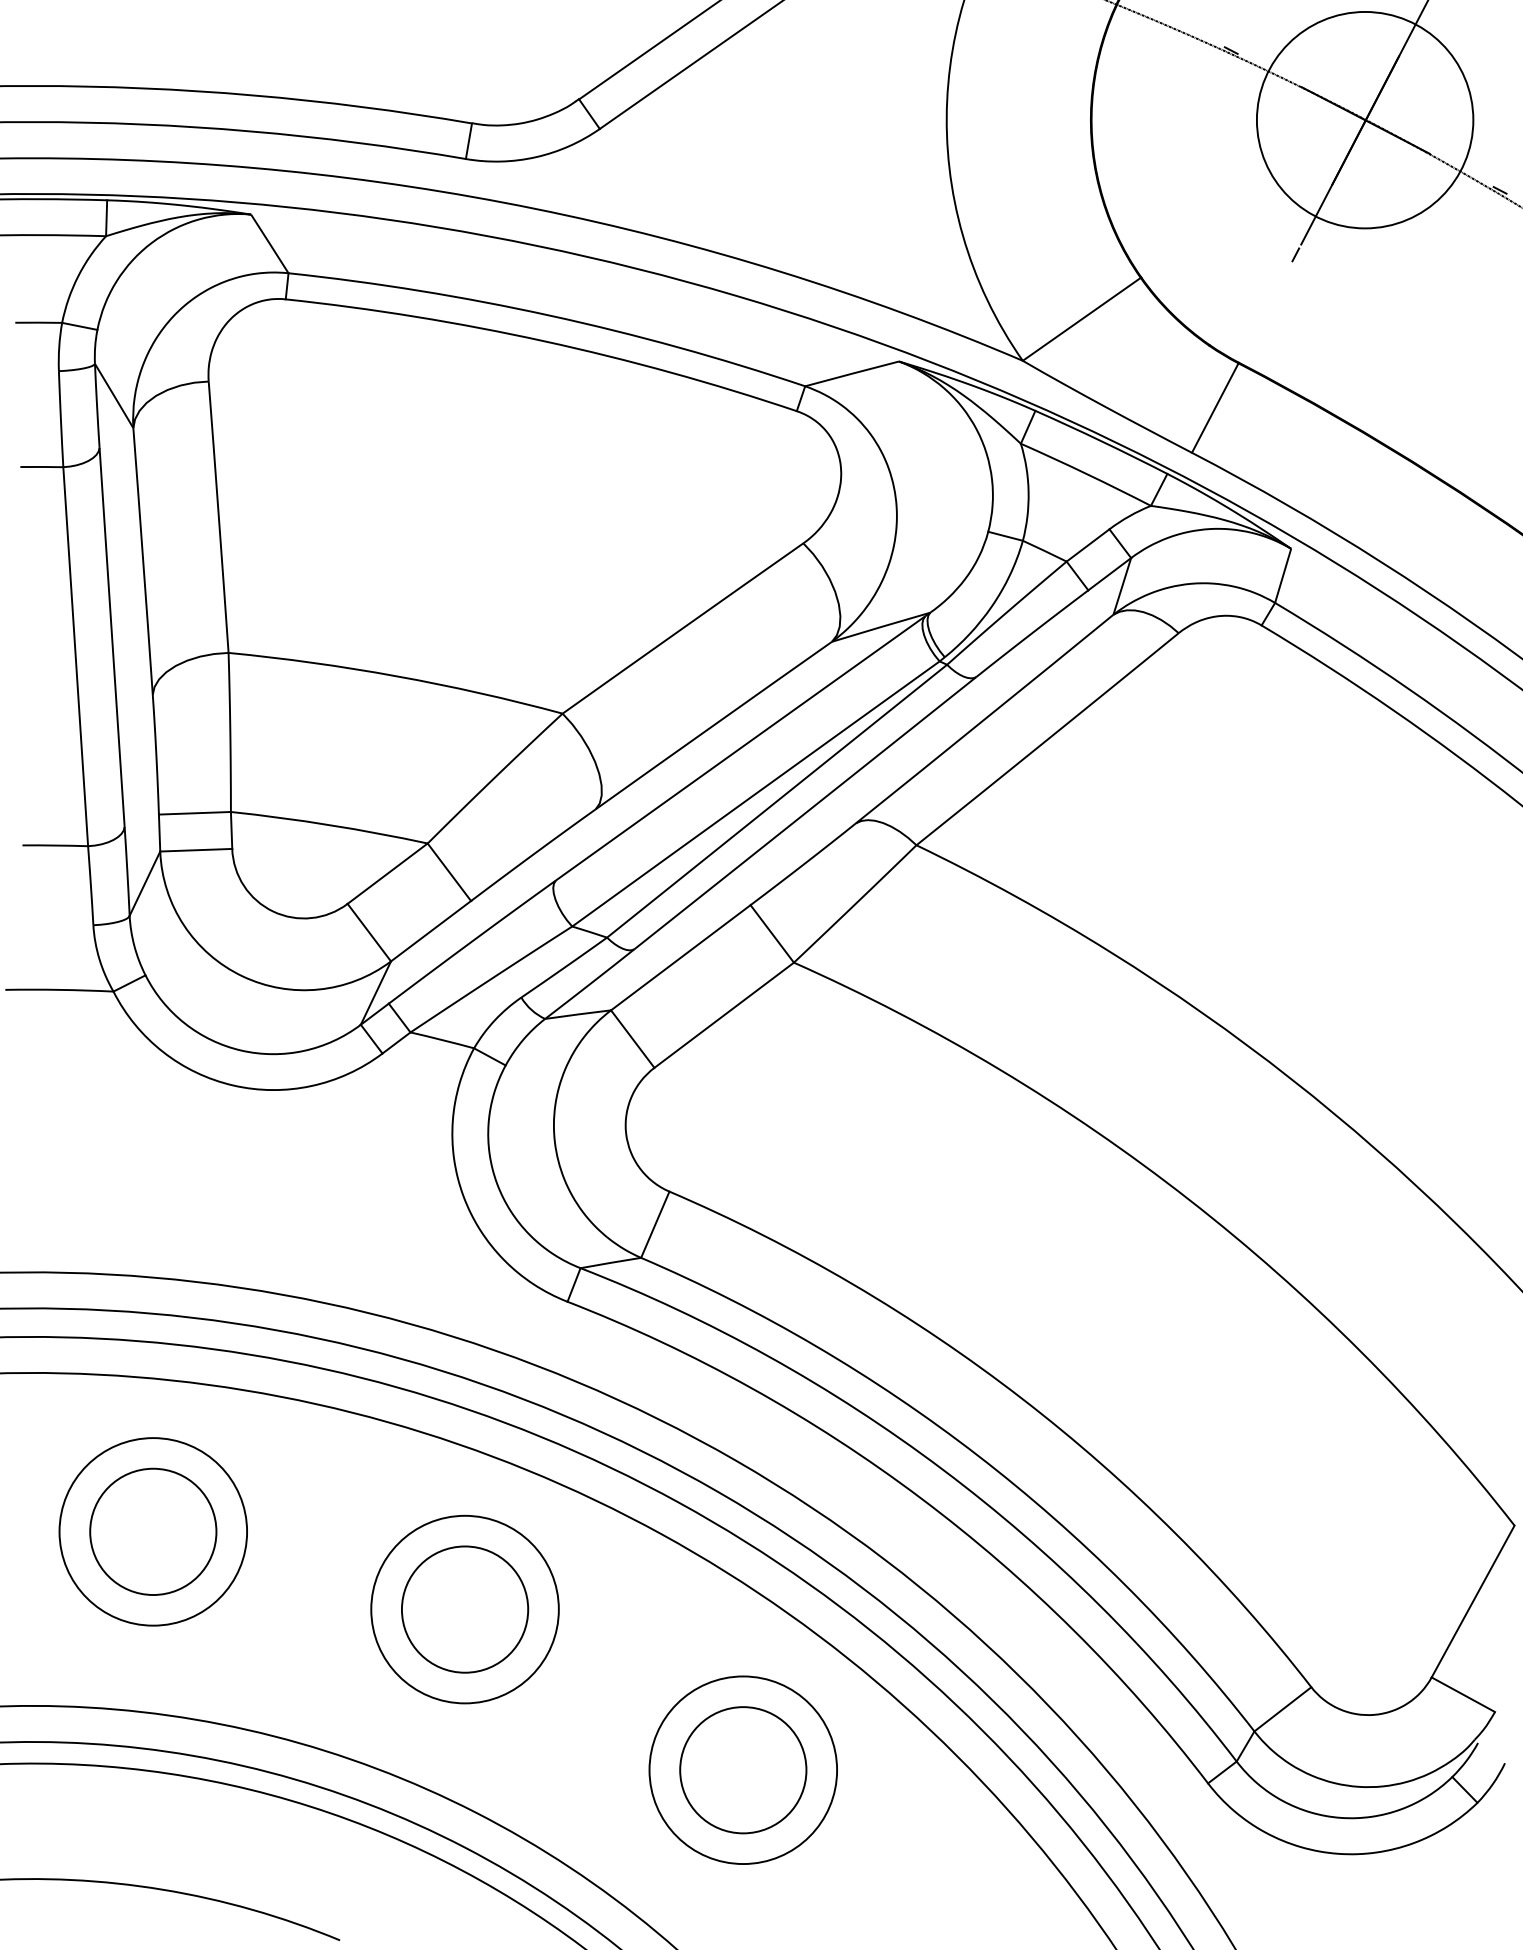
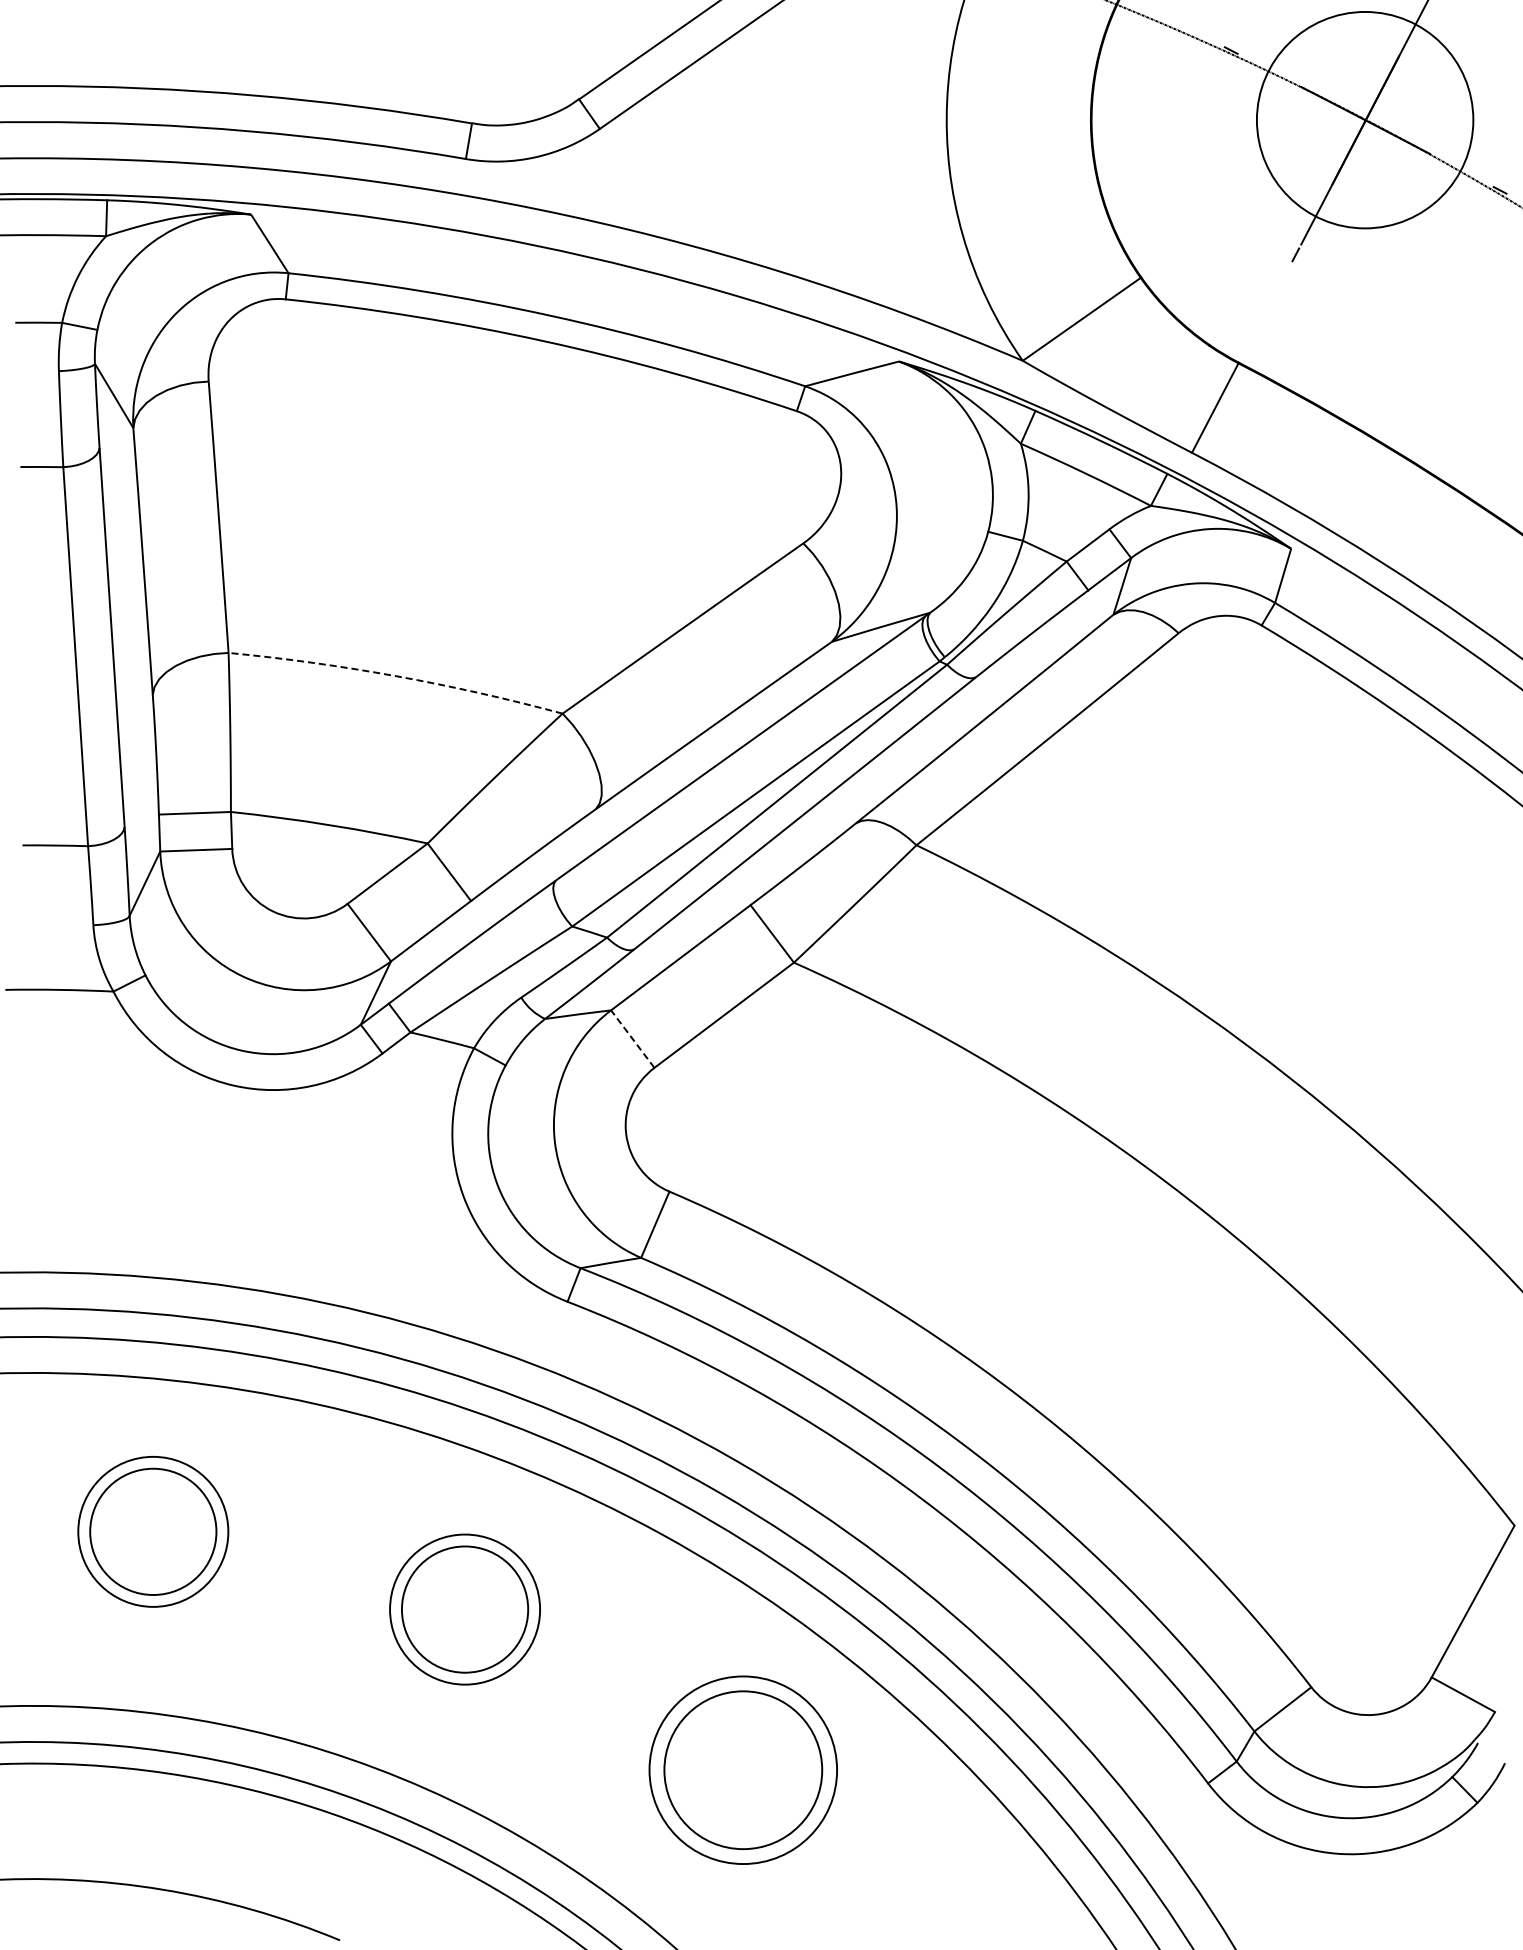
arc: solid -> dashed (396, 676)
line: solid -> dashed (632, 1038)
circle diameter: 188 px -> 150 px (153, 1531)
circle diameter: 188 px -> 150 px (465, 1609)
circle diameter: 126 px -> 158 px (743, 1770)
